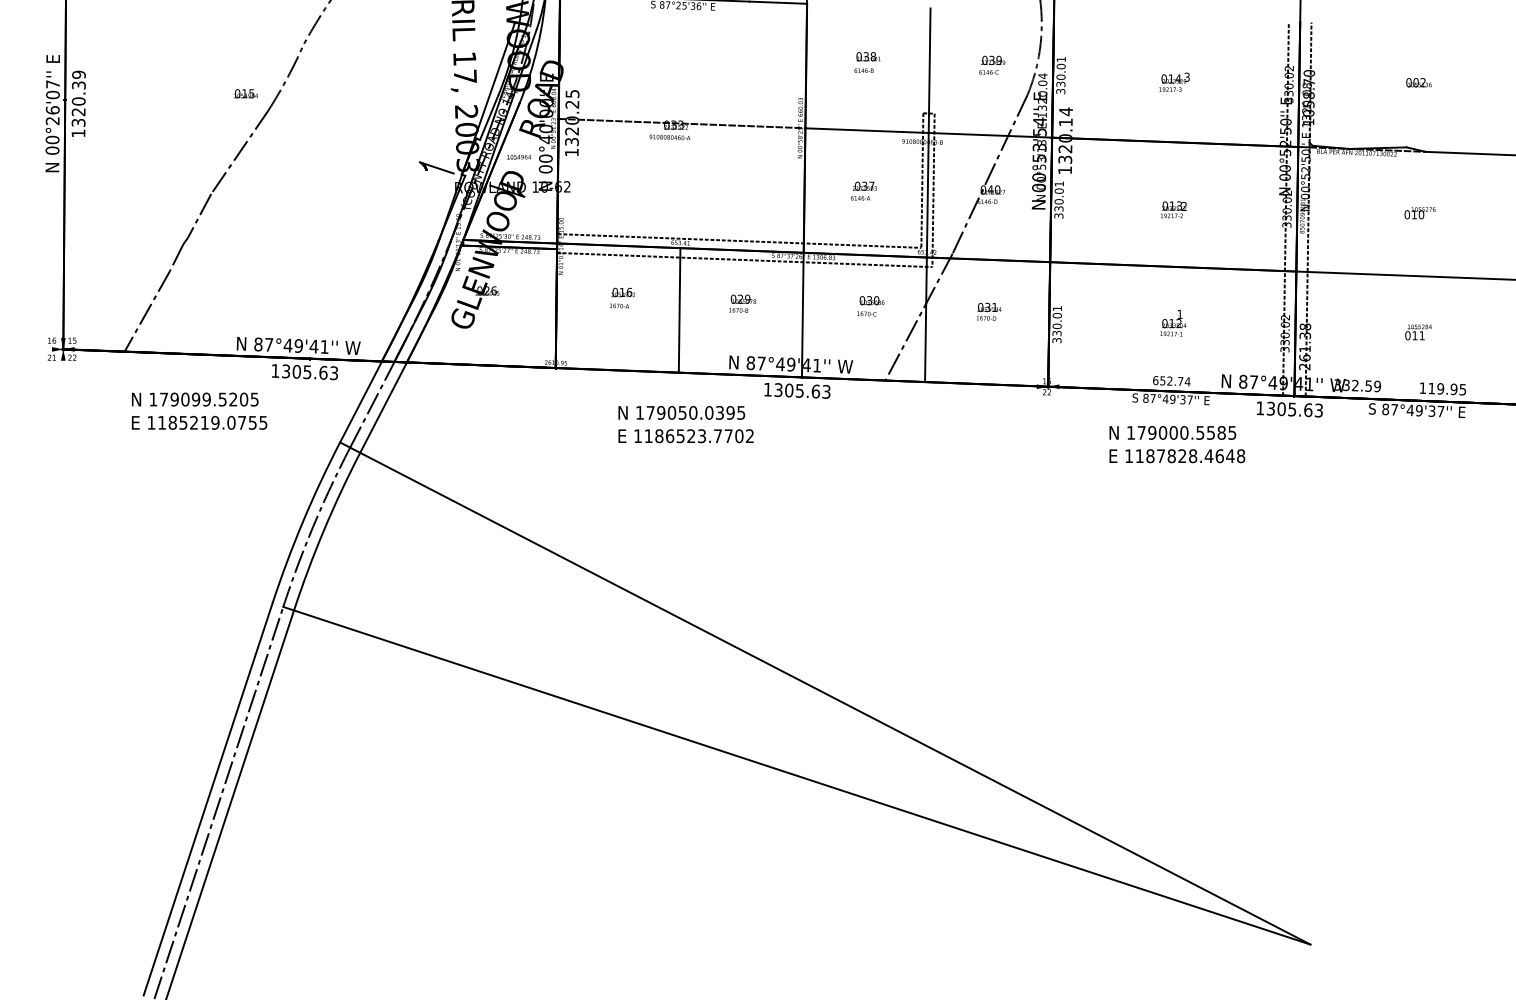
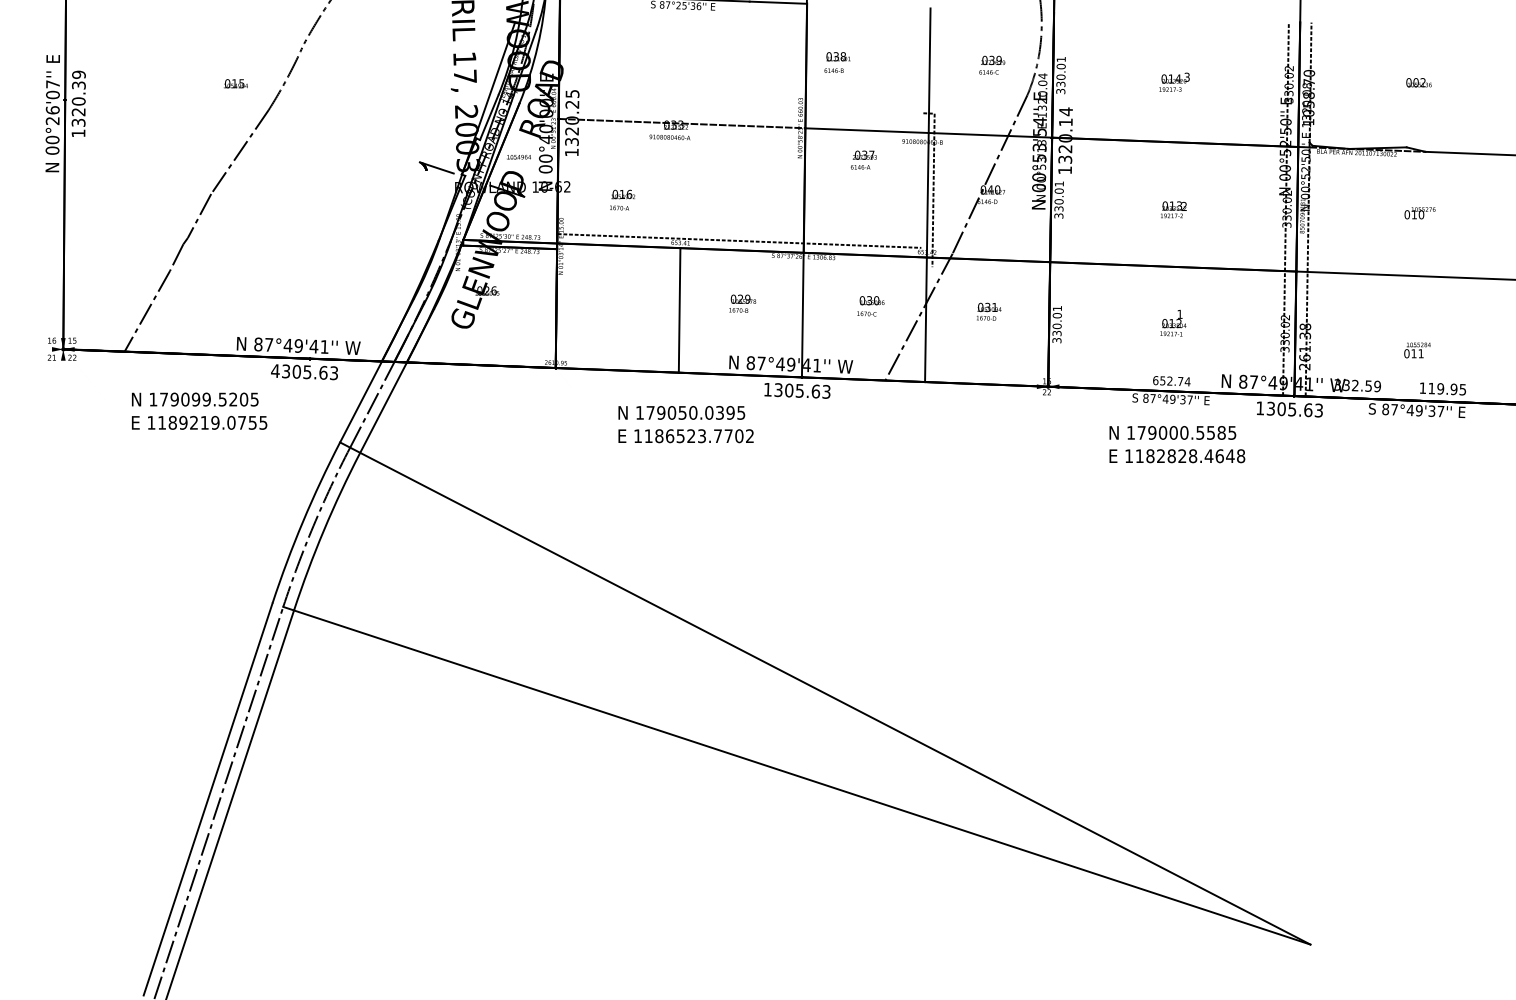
text position: (867, 62) -> (837, 62) (837, 62)
text position: (245, 93) -> (235, 83) (235, 83)
line: present -> none (922, 180)
text position: (863, 190) -> (863, 159) (863, 159)
line: present -> none (744, 259)
text position: (622, 297) -> (622, 199) (622, 199)
text position: (1418, 332) -> (1417, 350) (1417, 350)
text: 1305.63 -> 4305.63 (275, 370)
text: 1185219.0755 -> 1189219.0755 (183, 422)
text: 1187828.4648 -> 1182828.4648 (1160, 455)
